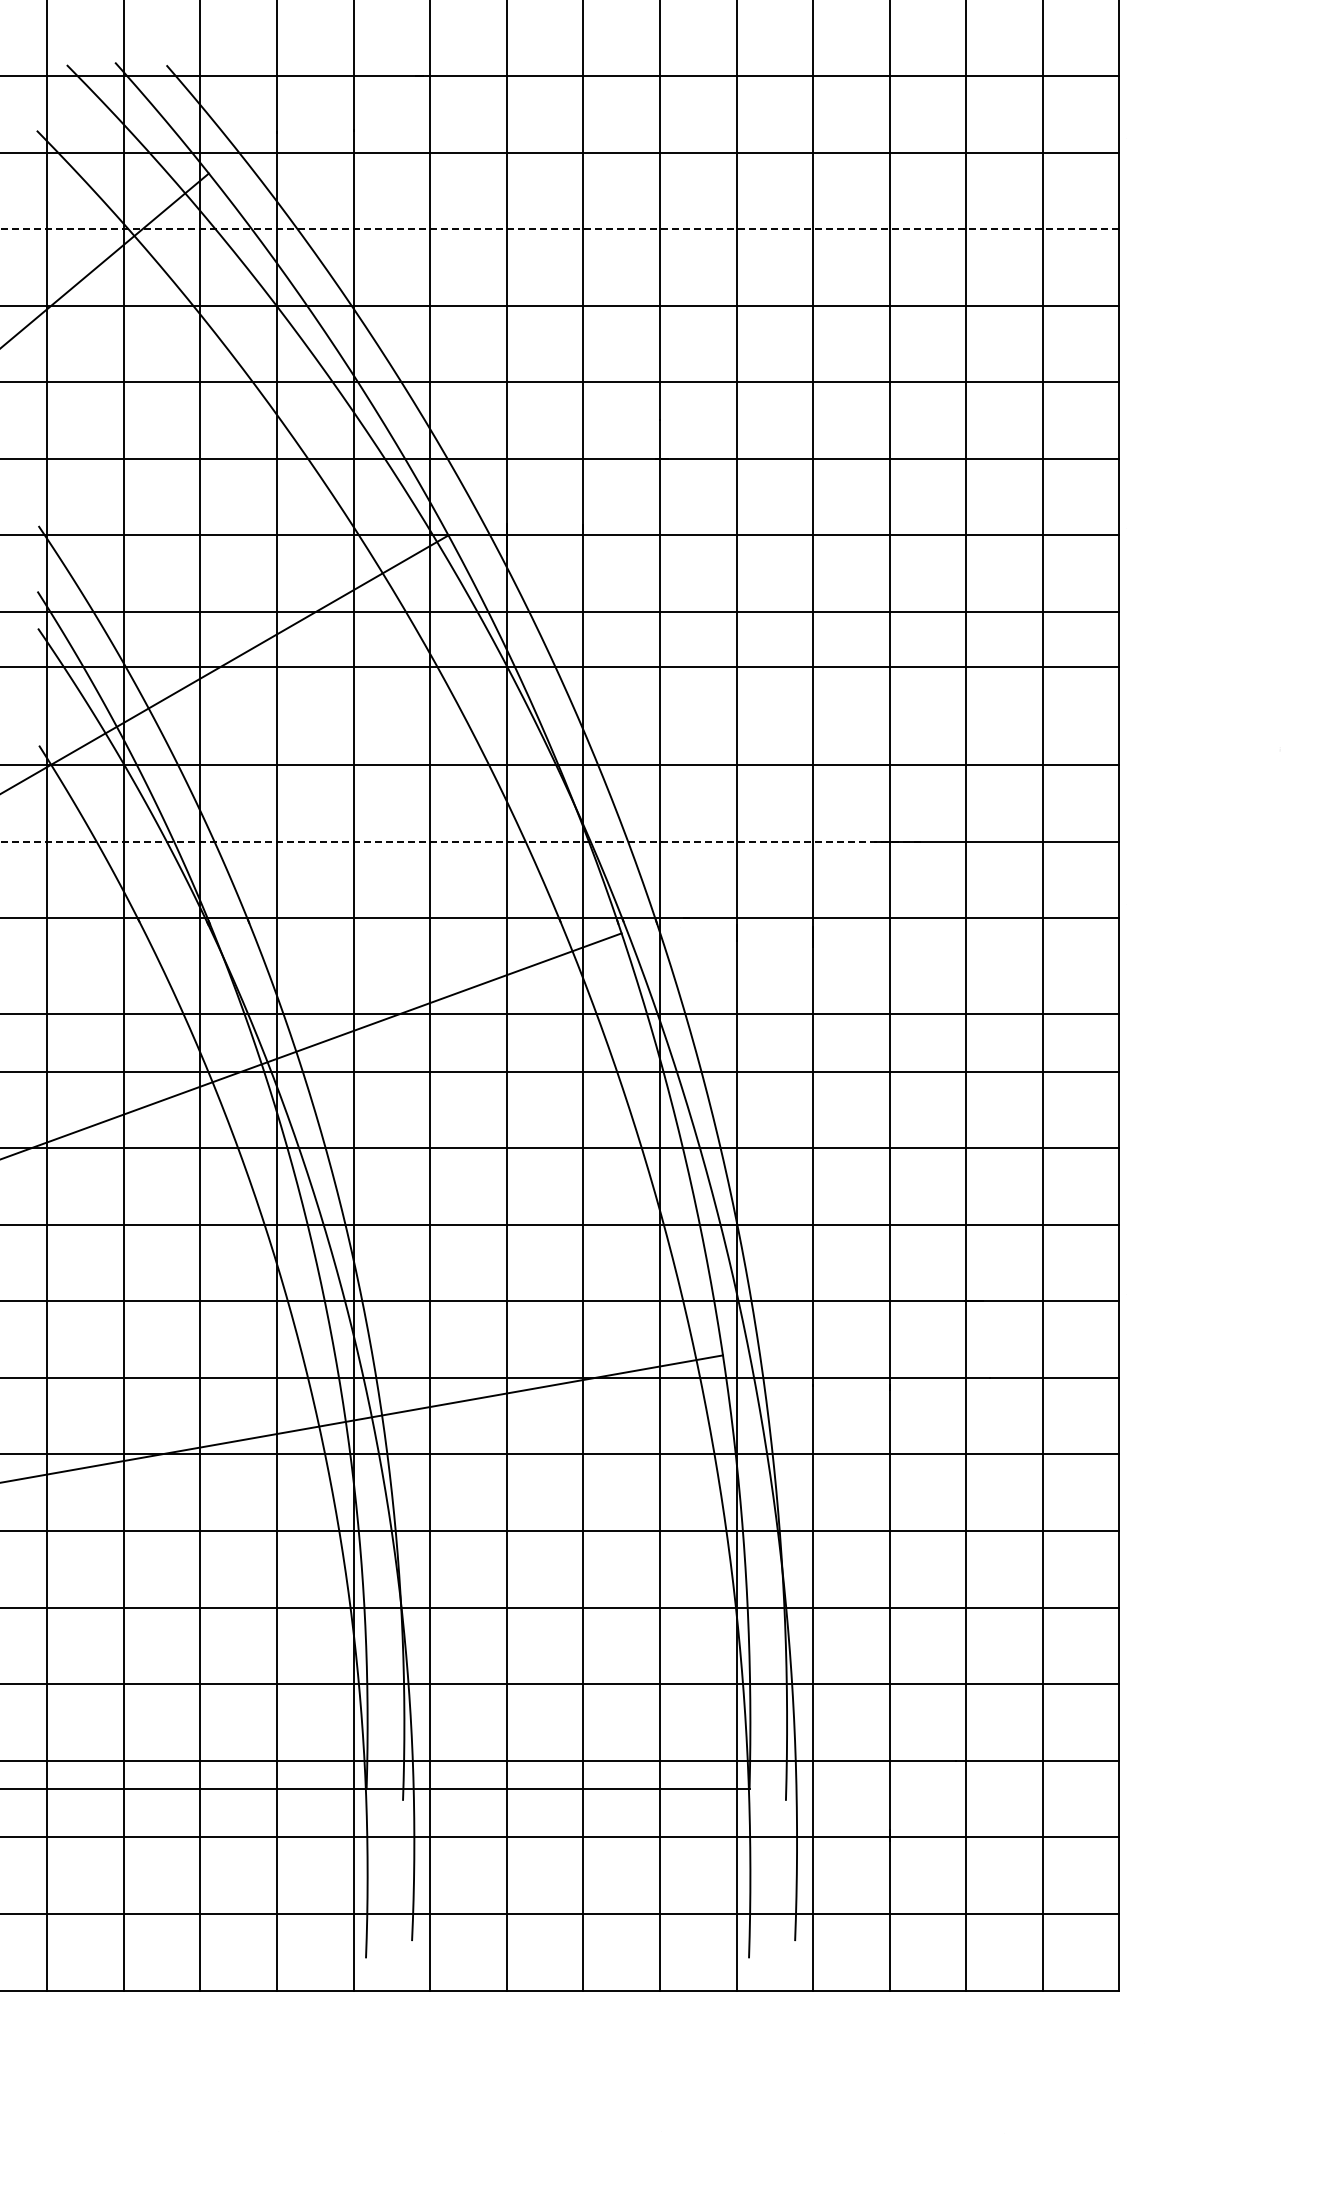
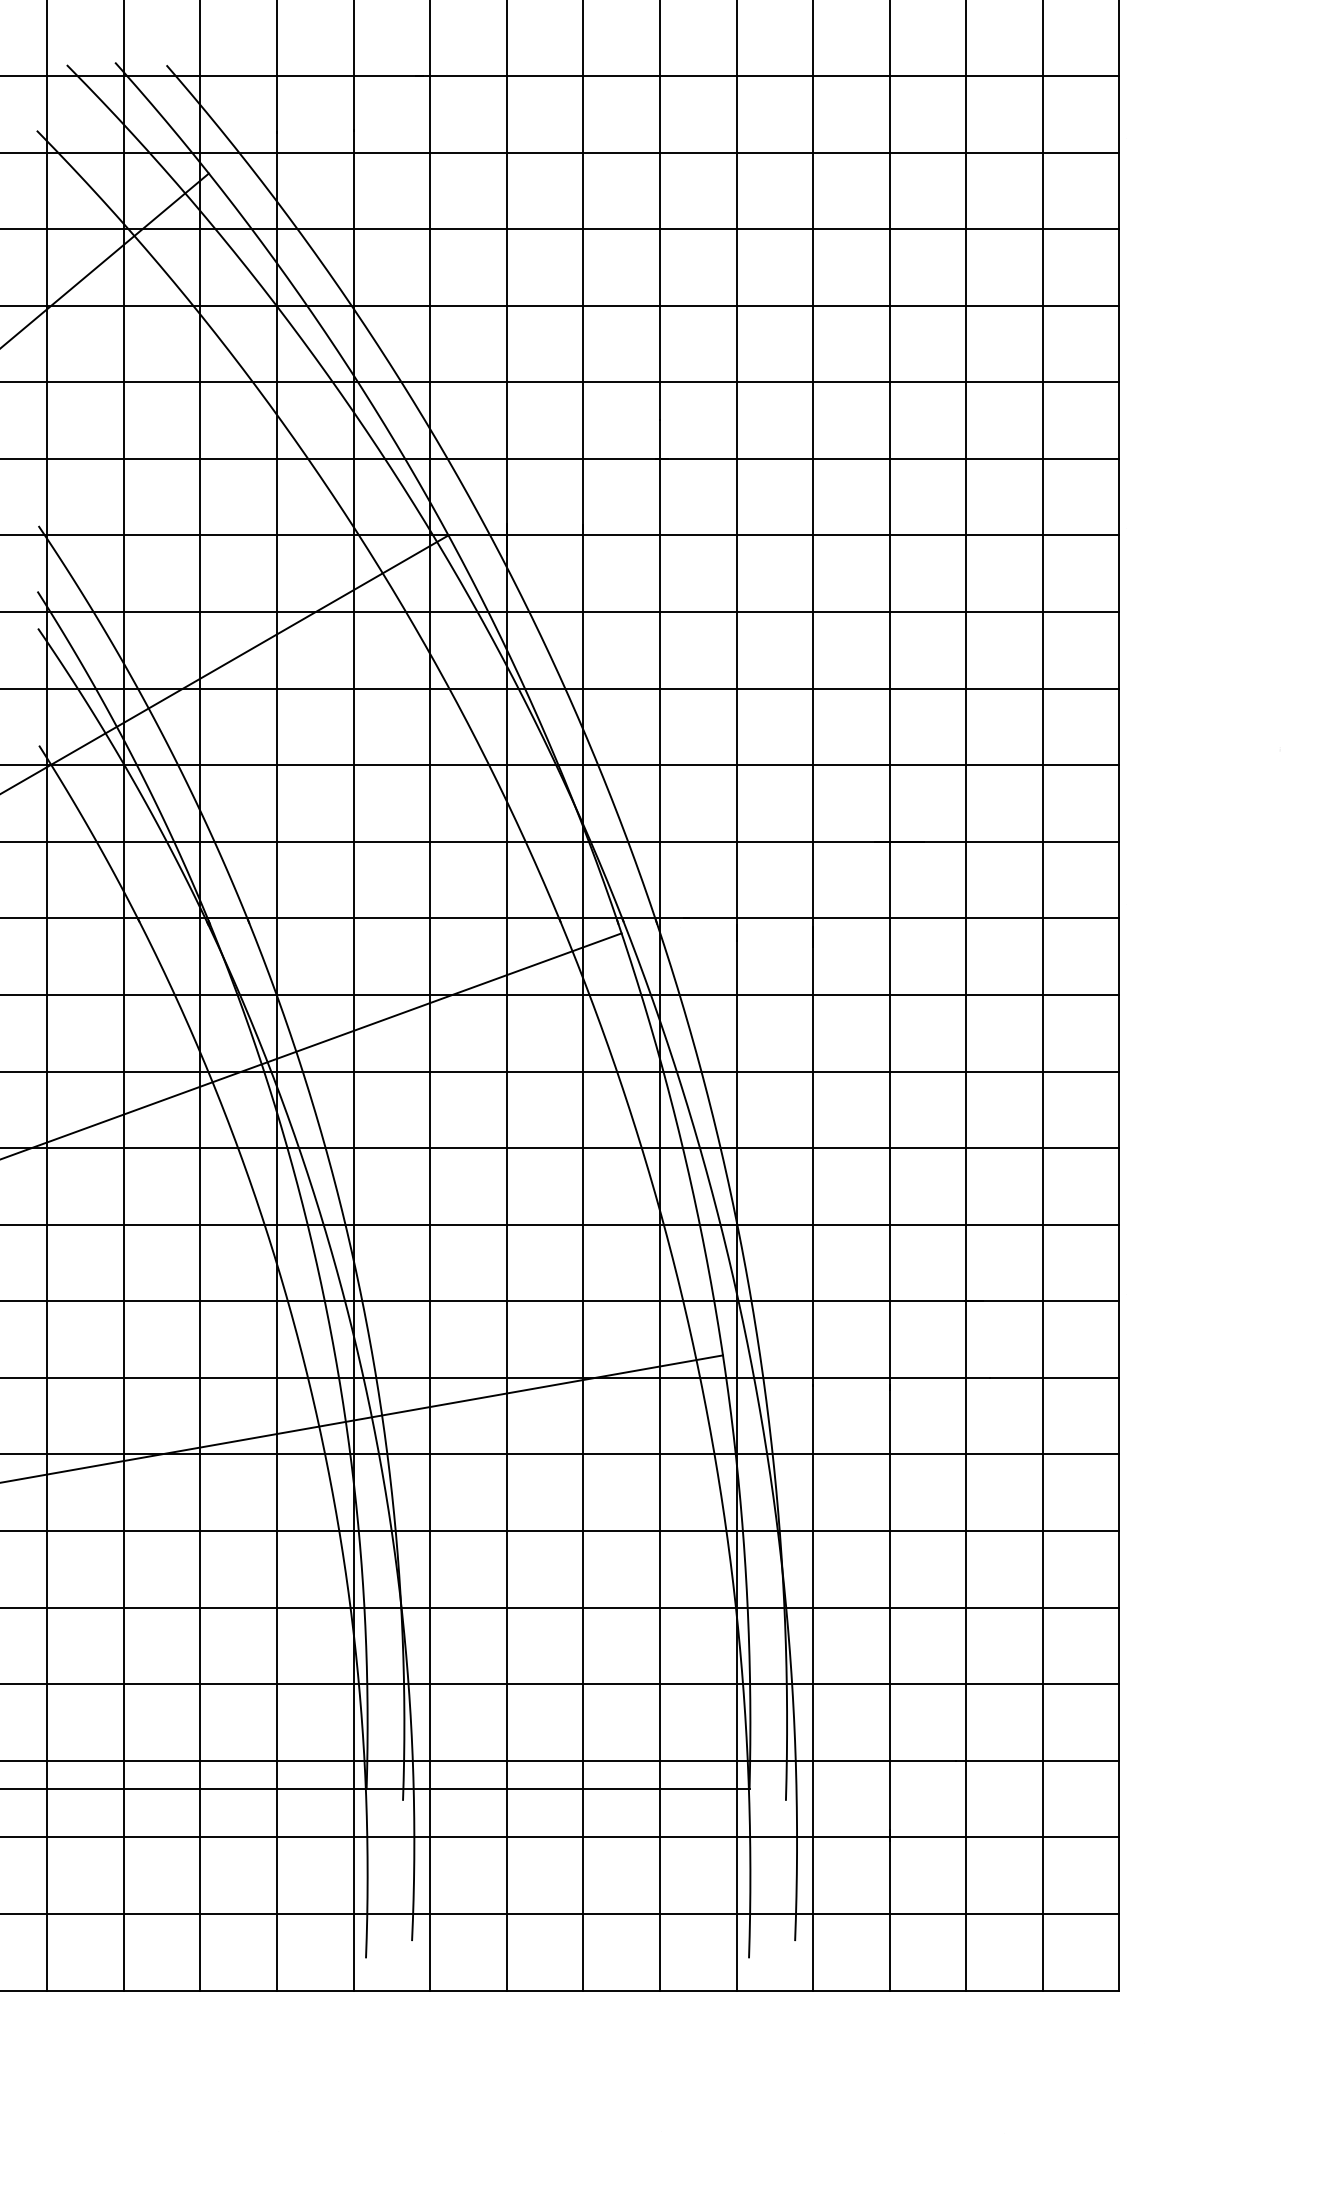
line: dashed -> solid (560, 229)
line position: (560, 666) -> (560, 688) (560, 688)
line: dashed -> solid (462, 841)
line position: (560, 1013) -> (560, 994) (560, 994)
